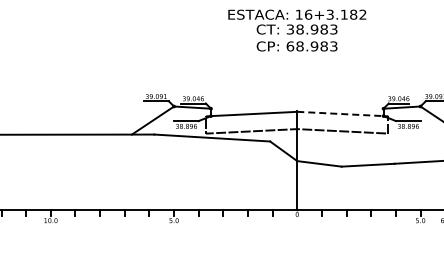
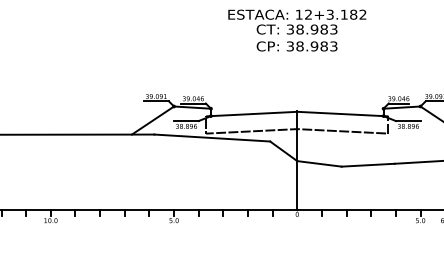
text: 16+3.182 -> 12+3.182 (308, 14)
text: 68.983 -> 38.983 (290, 46)
line: dashed -> solid (340, 114)
